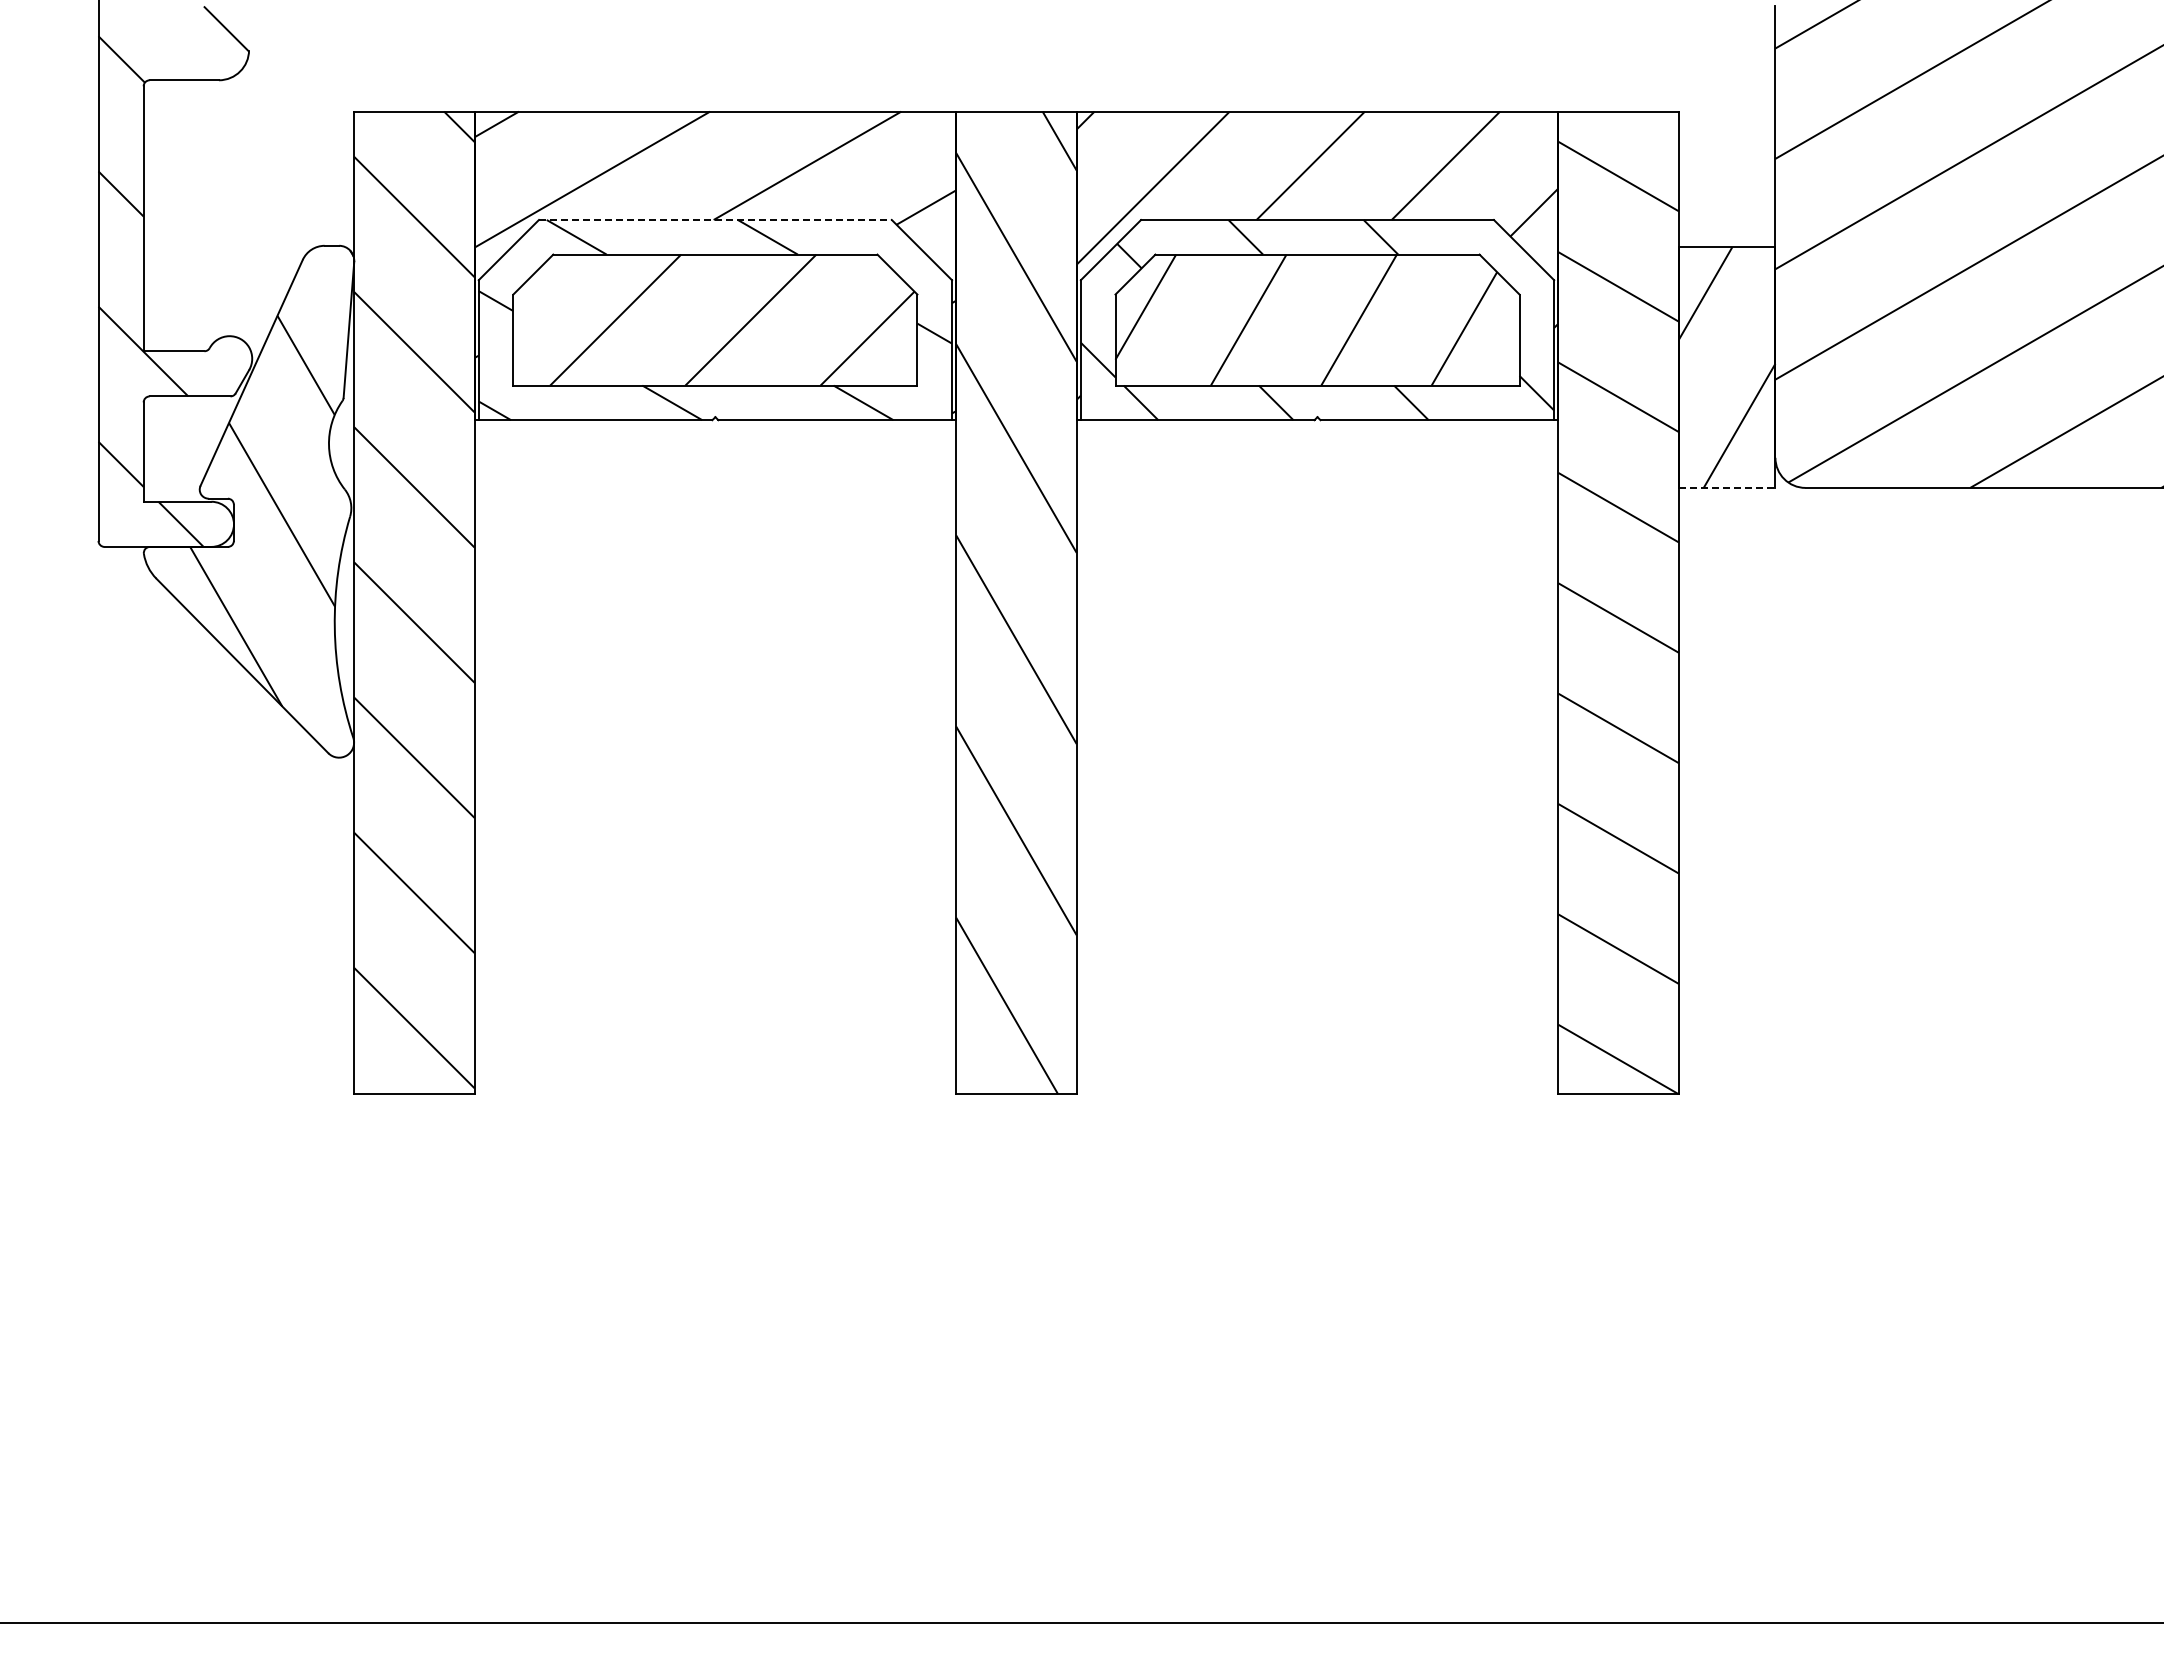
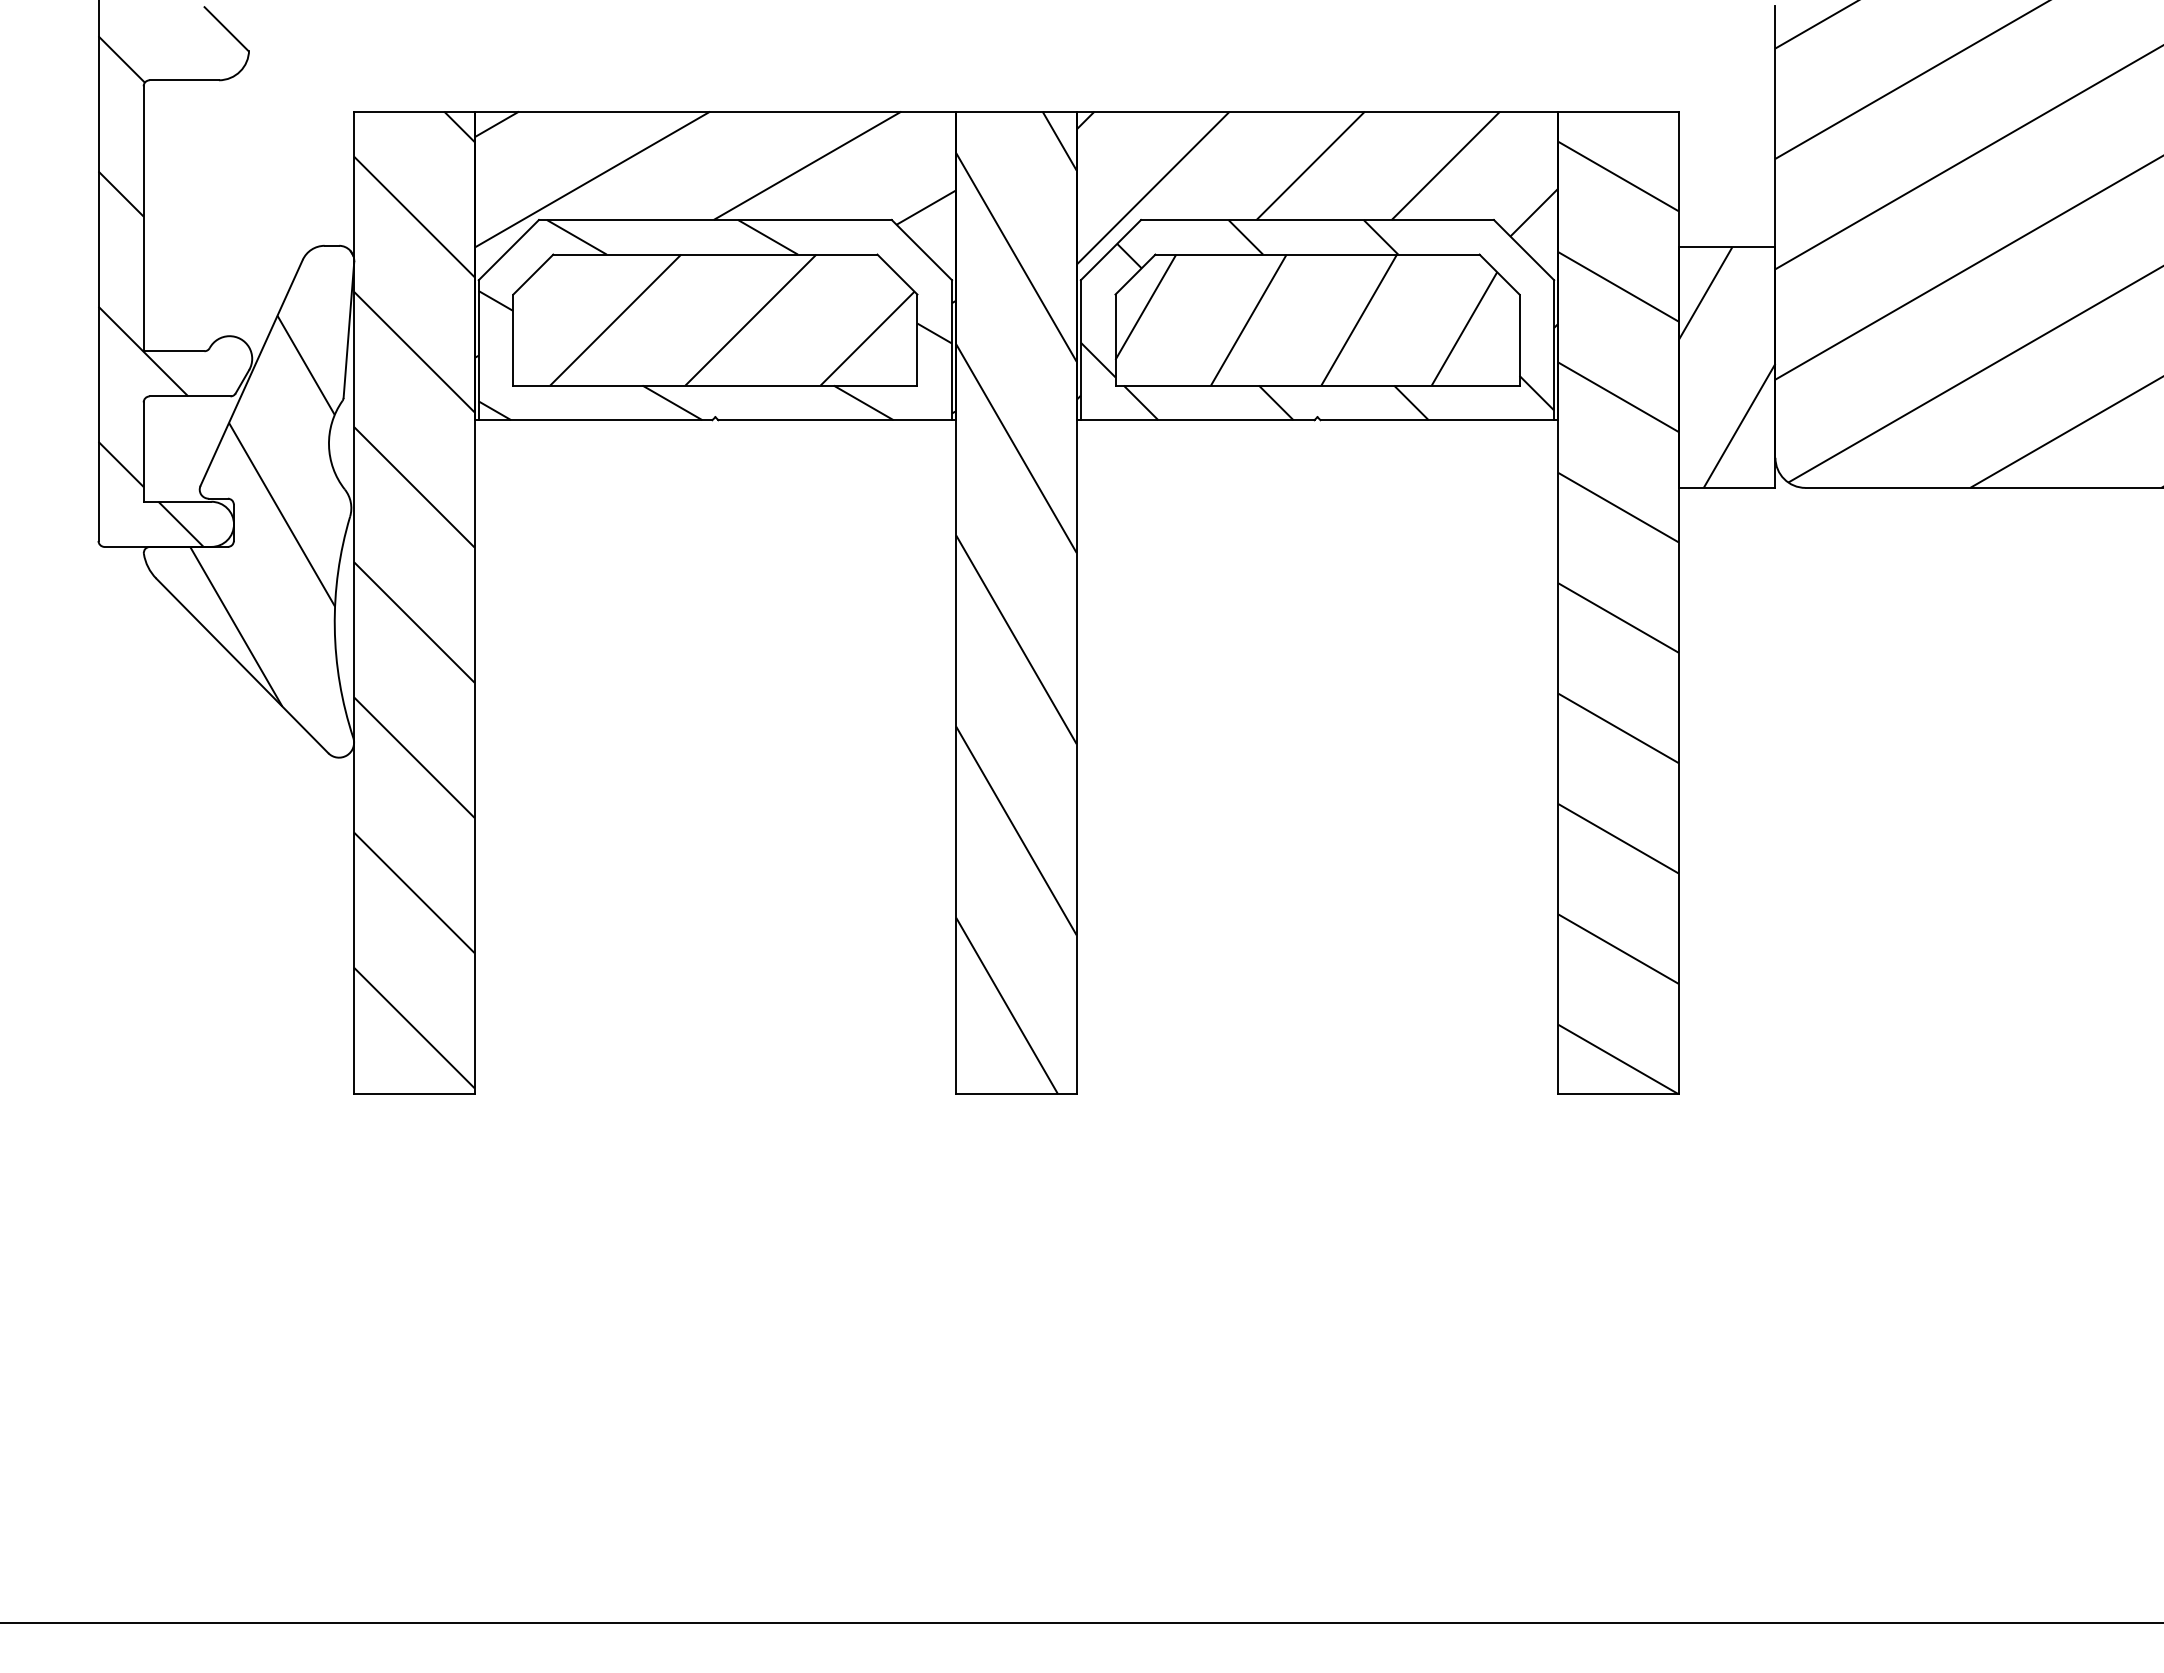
line: dashed -> solid (715, 219)
line: dashed -> solid (1727, 487)
